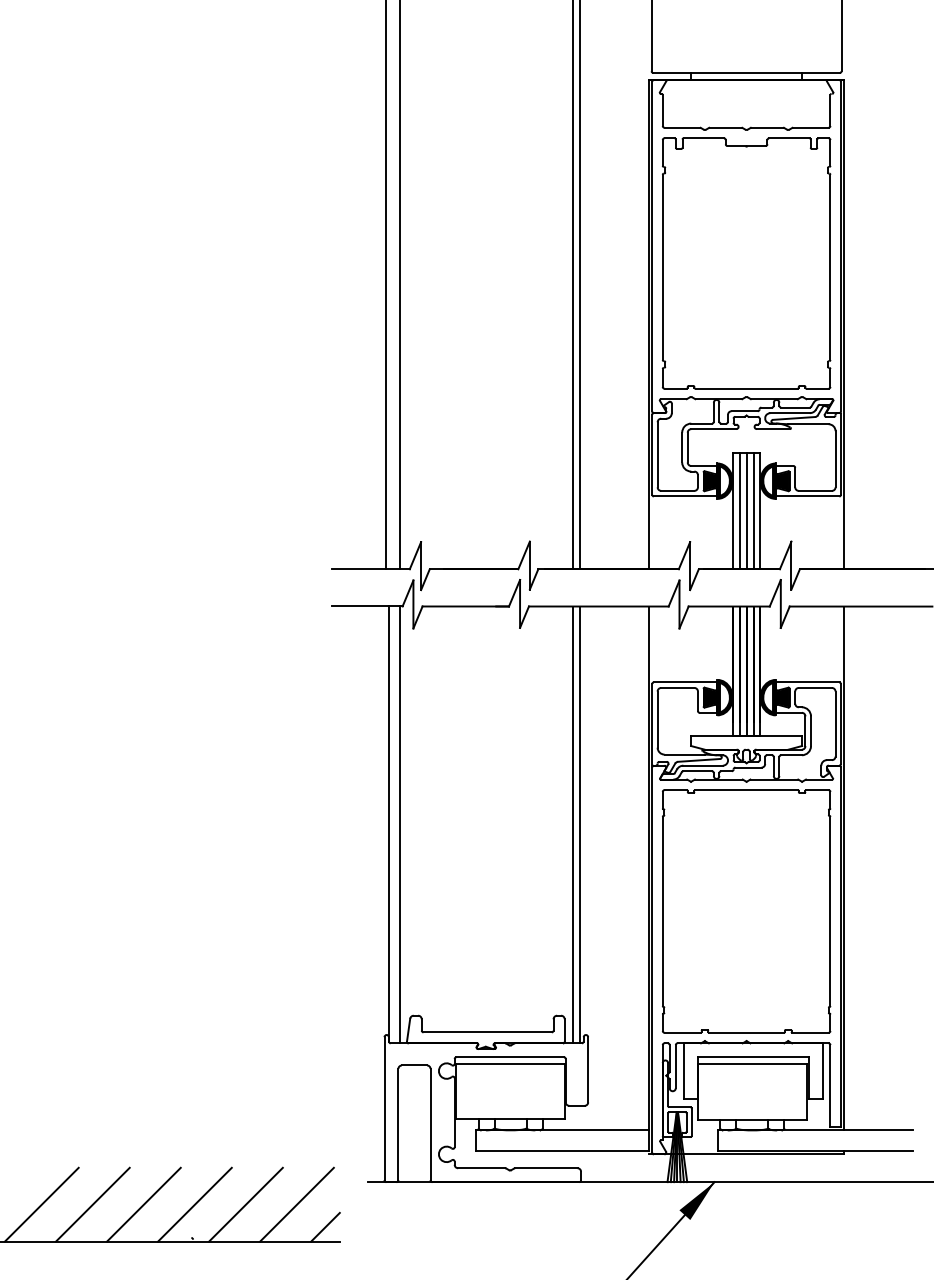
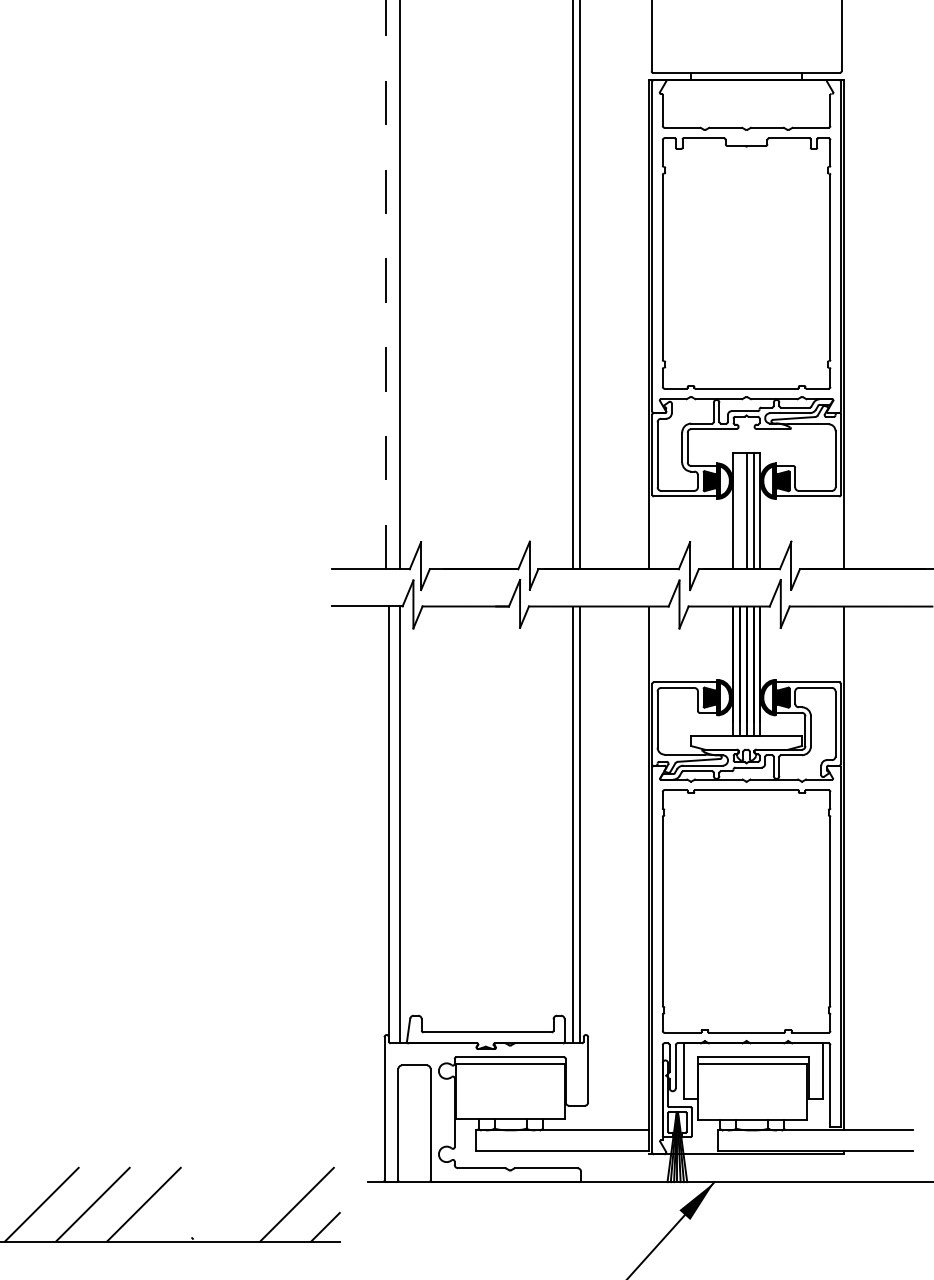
line: solid -> dashed (385, 284)
line: present -> none (739, 510)
line: present -> none (194, 1204)
line: present -> none (245, 1204)
